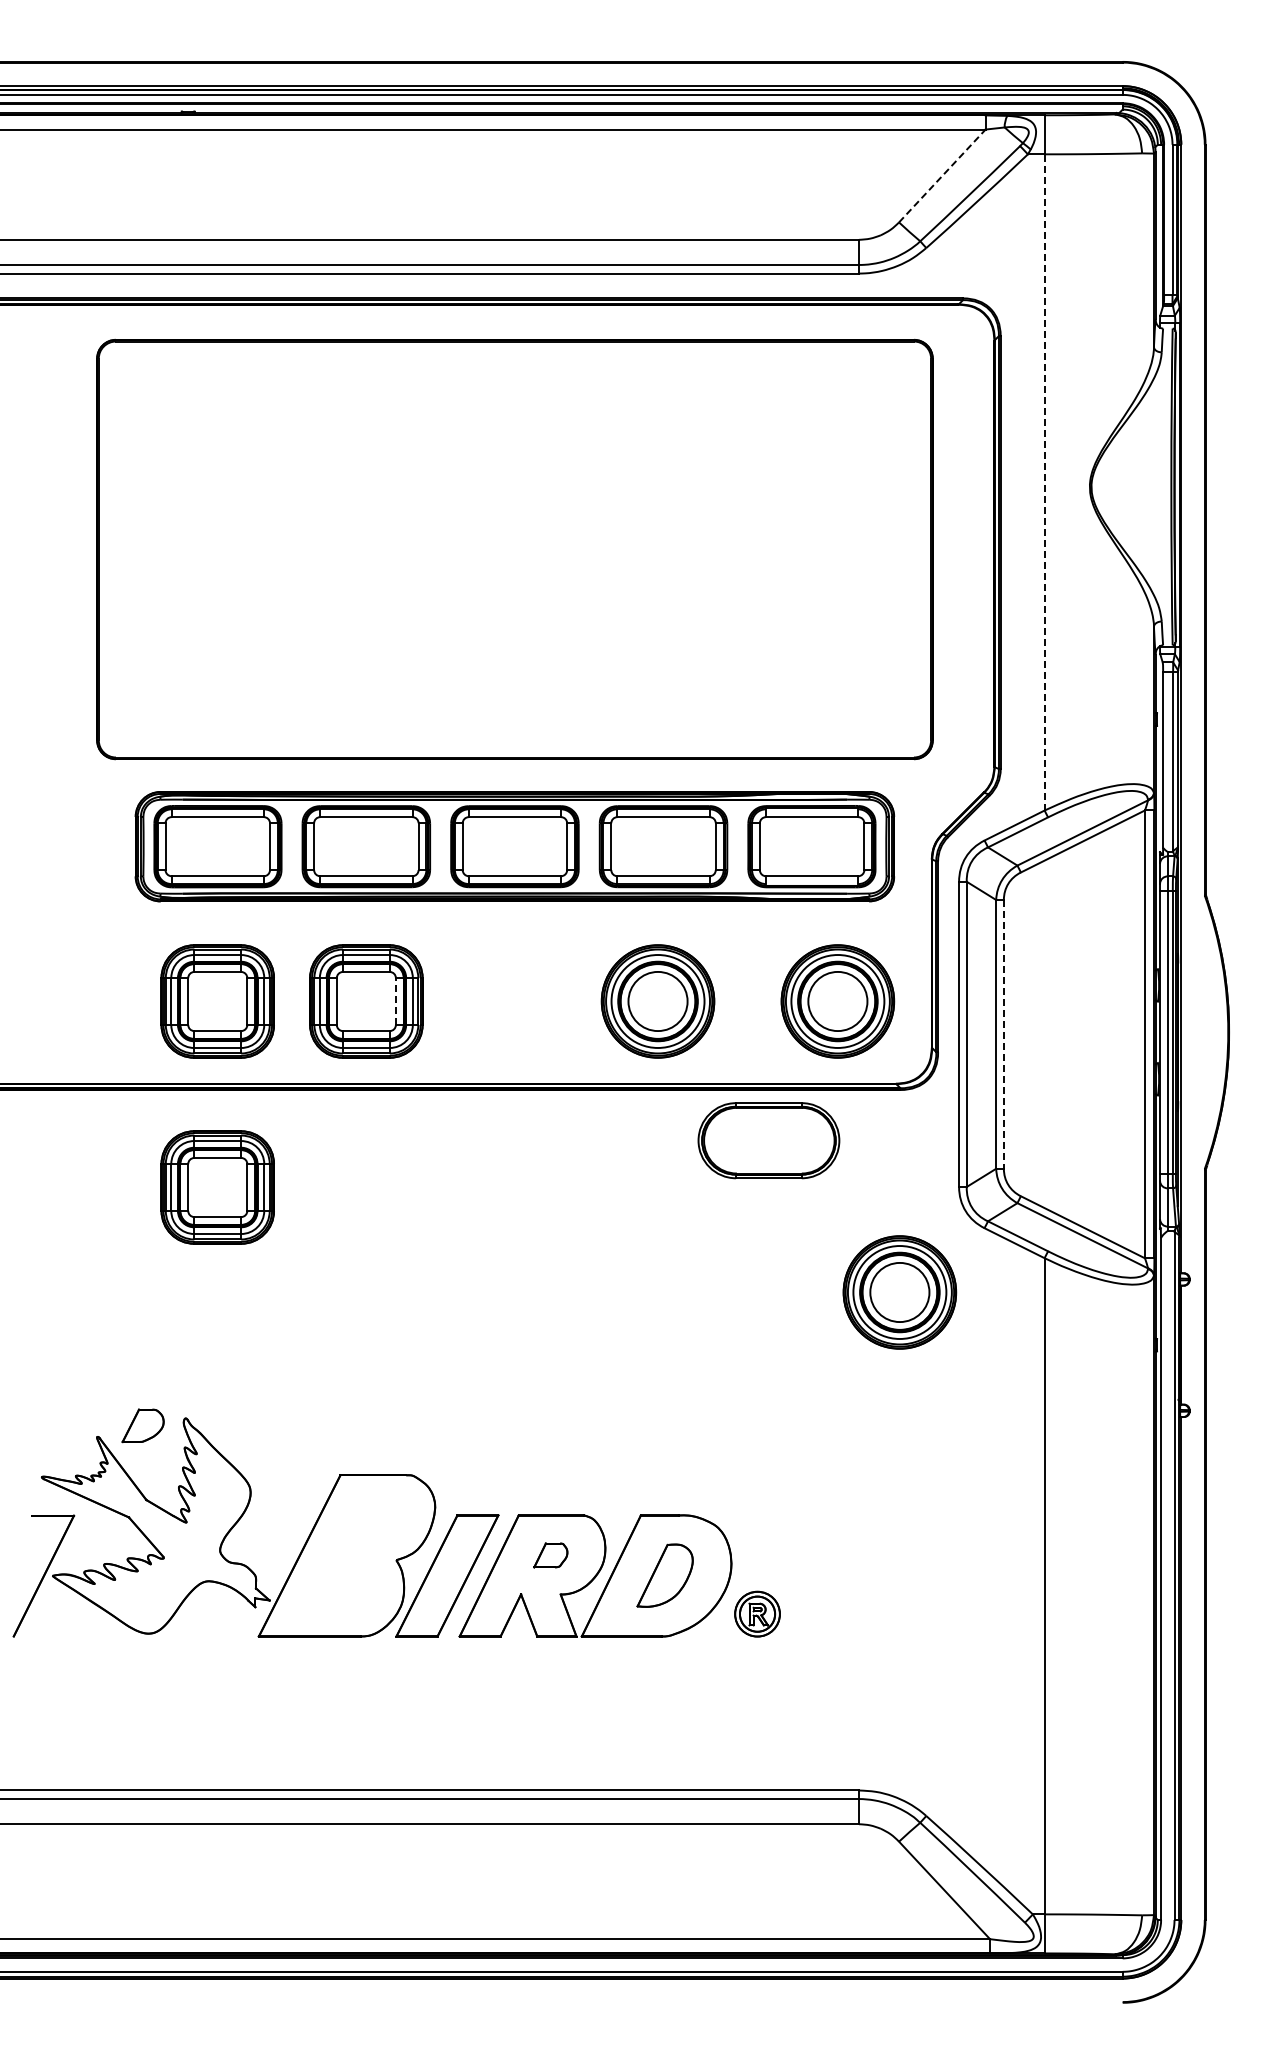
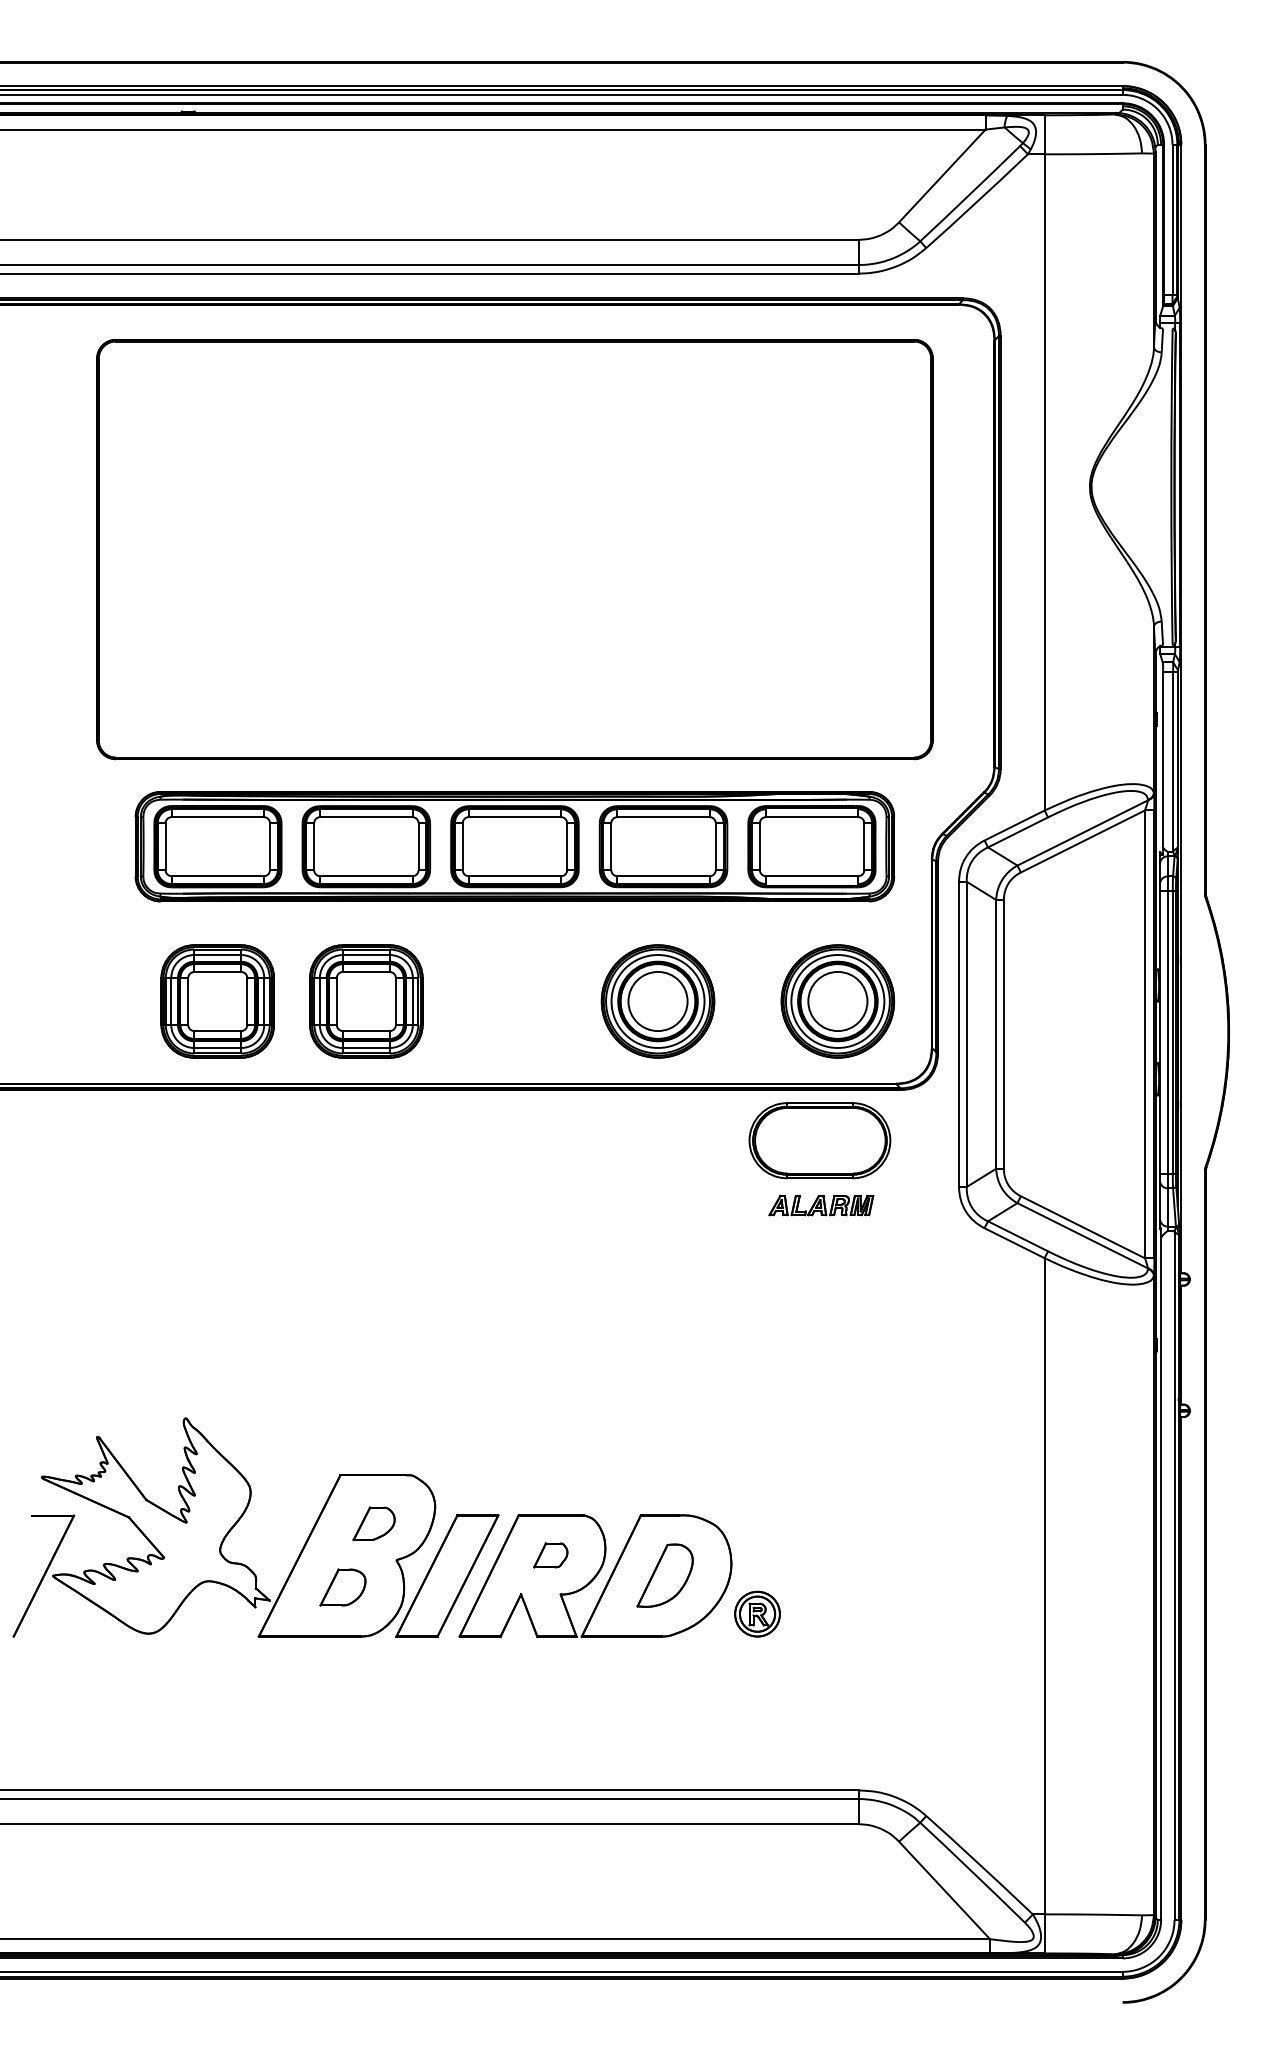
line: dashed -> solid (942, 175)
line: dashed -> solid (1044, 481)
line: dashed -> solid (395, 1001)
line: dashed -> solid (1003, 1034)
part position: (768, 1140) -> (819, 1140) (819, 1140)
part: present -> none (217, 1187)
part: none -> present (821, 1205)
part: present -> none (899, 1292)
part position: (142, 1425) -> (373, 1523) (373, 1523)
part: none -> present (342, 1587)
